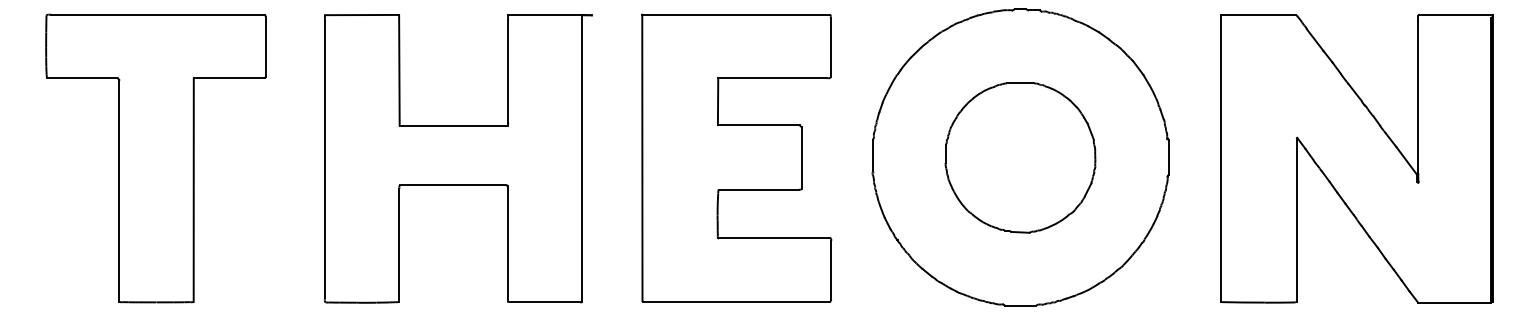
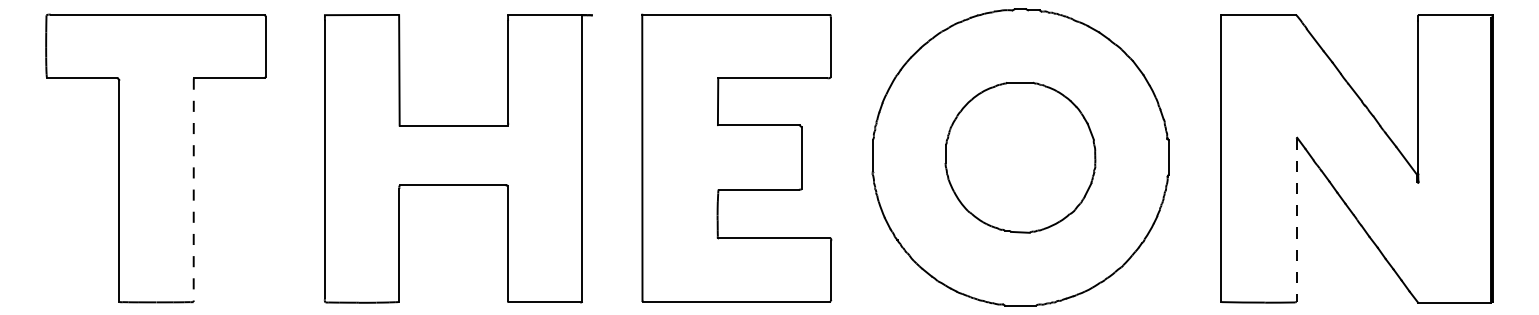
line: solid -> dashed (193, 190)
line: solid -> dashed (1296, 220)
